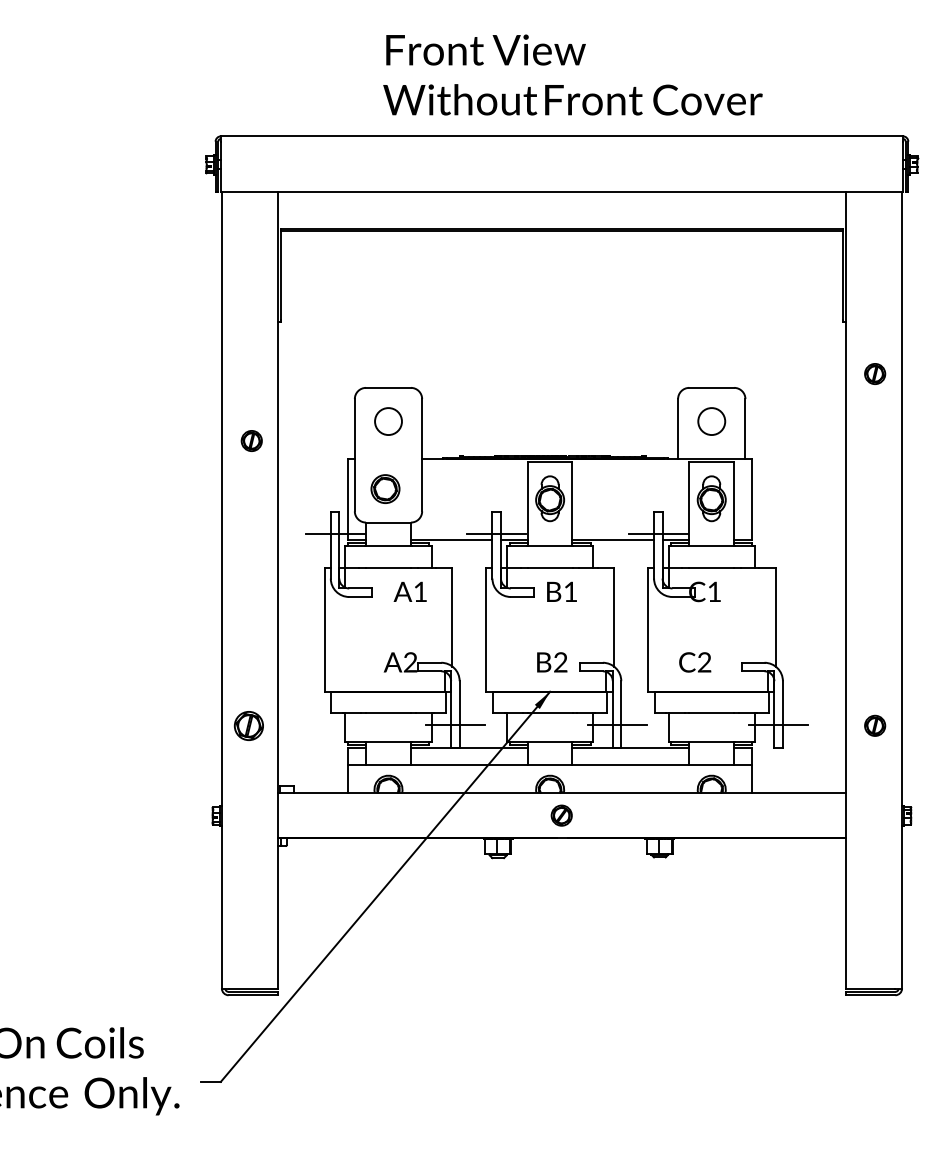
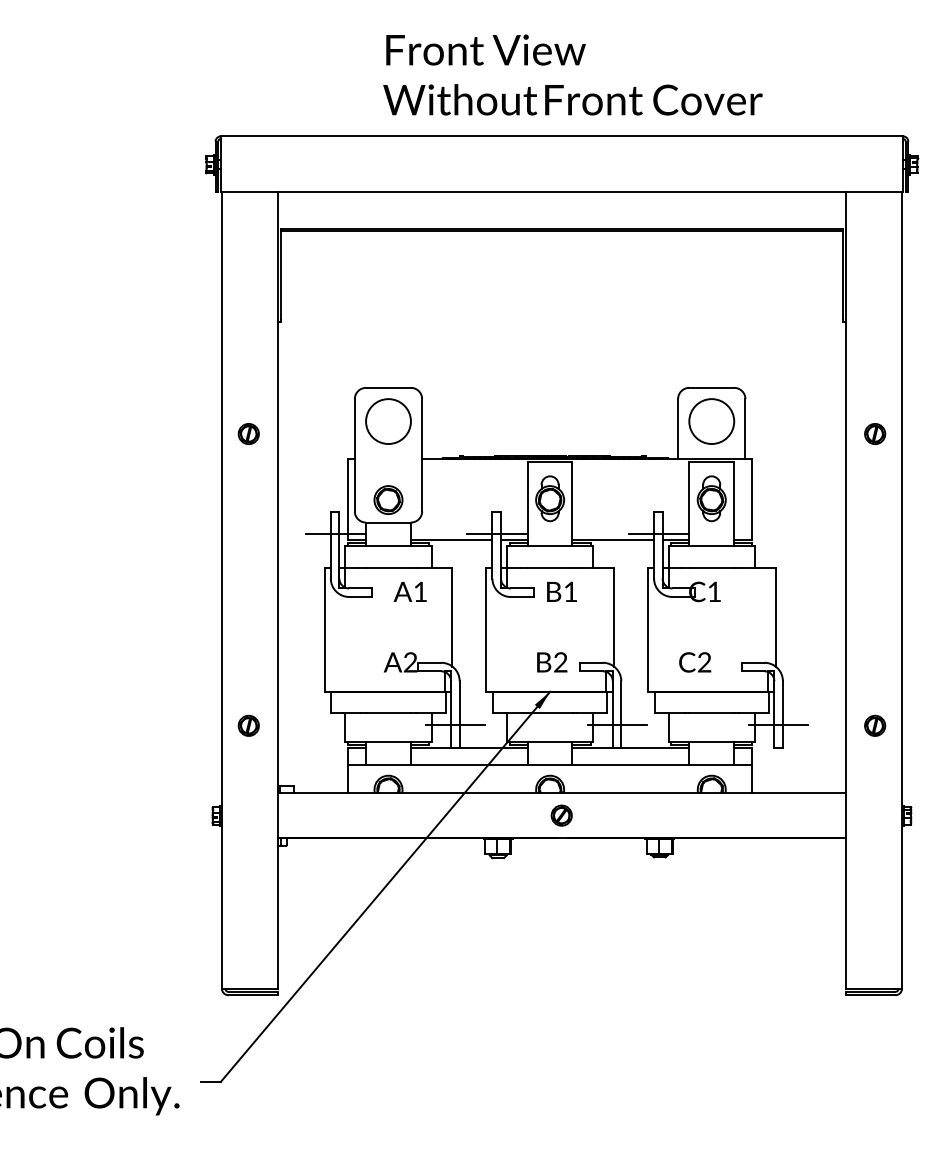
part position: (875, 373) -> (875, 433) (875, 433)
circle diameter: 27 px -> 45 px (388, 421)
circle diameter: 27 px -> 45 px (711, 421)
part position: (251, 440) -> (248, 433) (248, 433)
part position: (385, 488) -> (388, 499) (388, 499)
part size: 31x30 px -> 23x23 px (248, 725)
